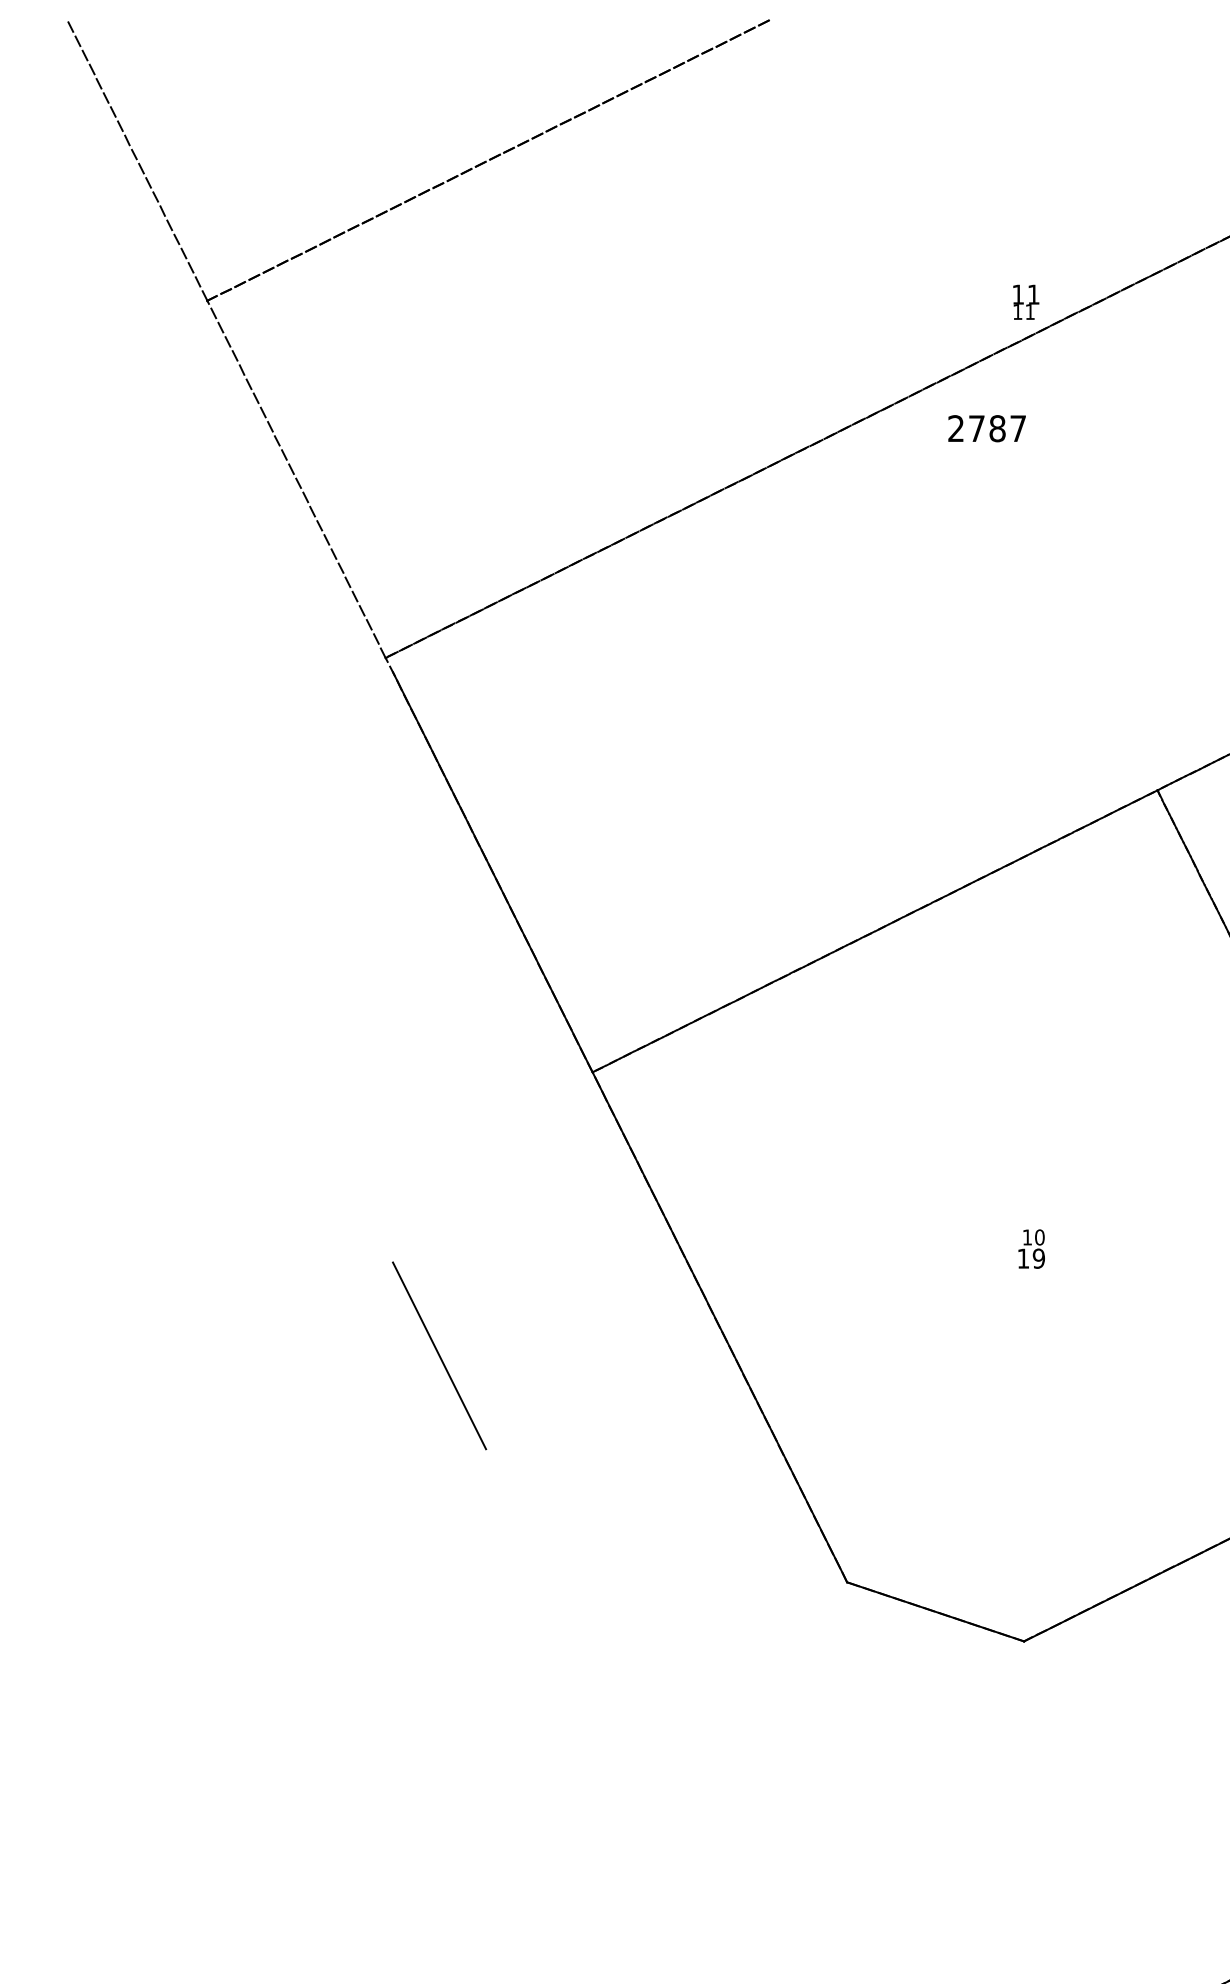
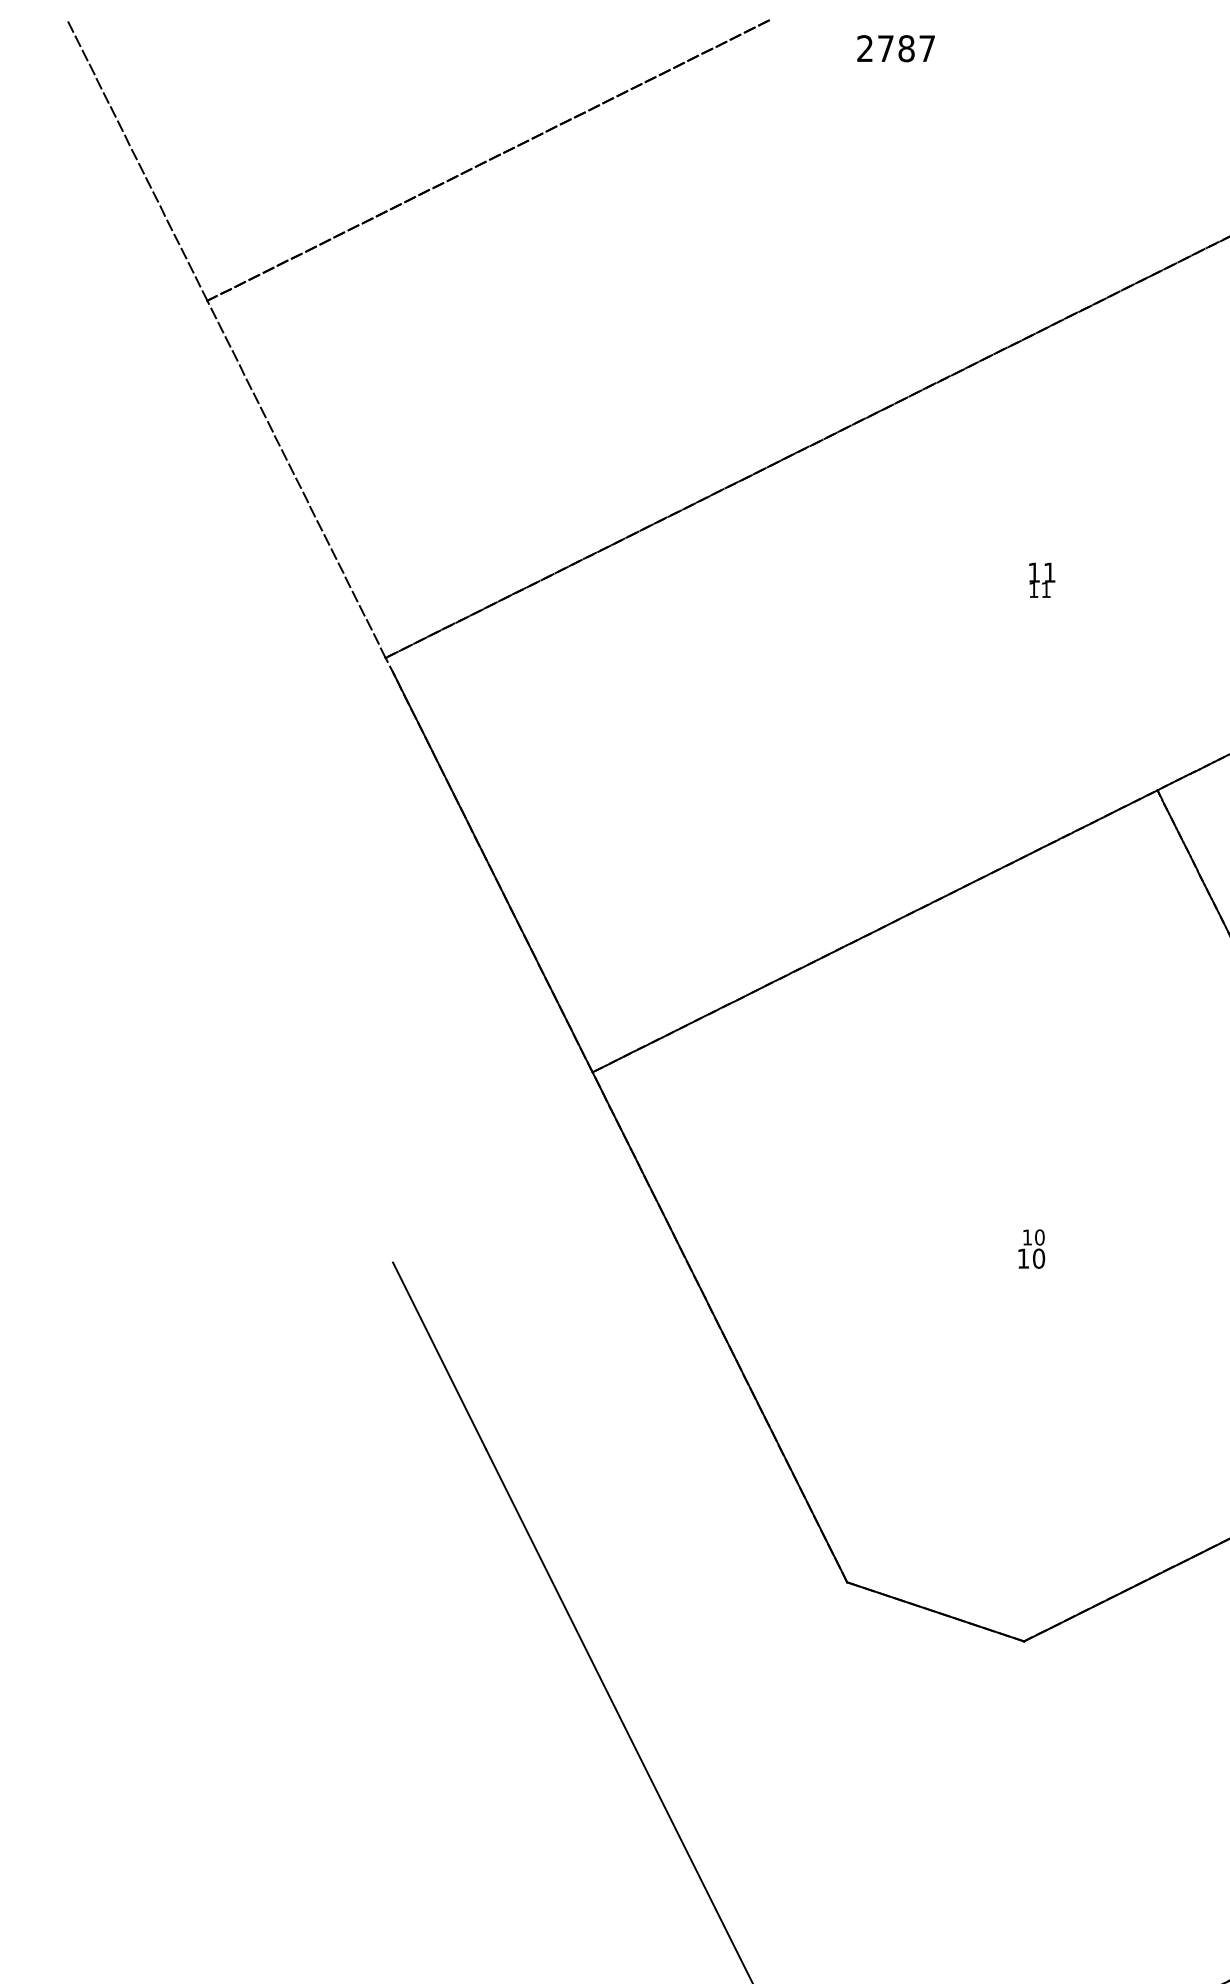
text position: (1026, 301) -> (1042, 579) (1042, 579)
text position: (986, 428) -> (895, 48) (895, 48)
text: 19 -> 10 (1038, 1258)
line: none -> present (618, 1714)
